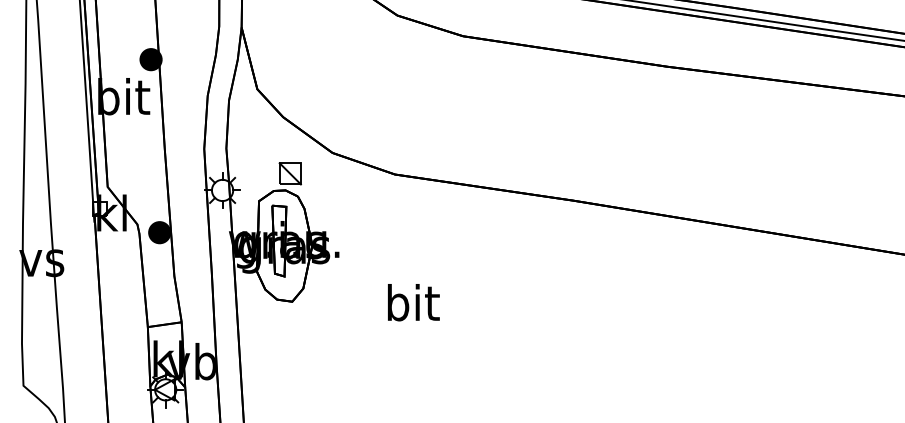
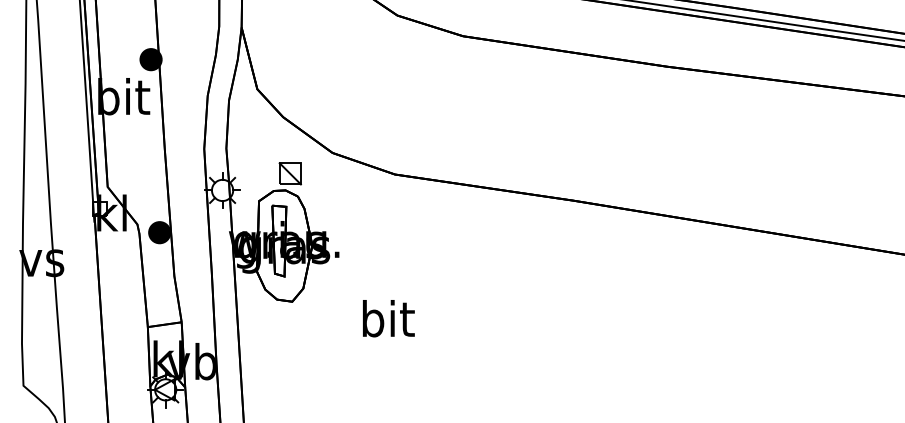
text position: (413, 302) -> (388, 318) (388, 318)
